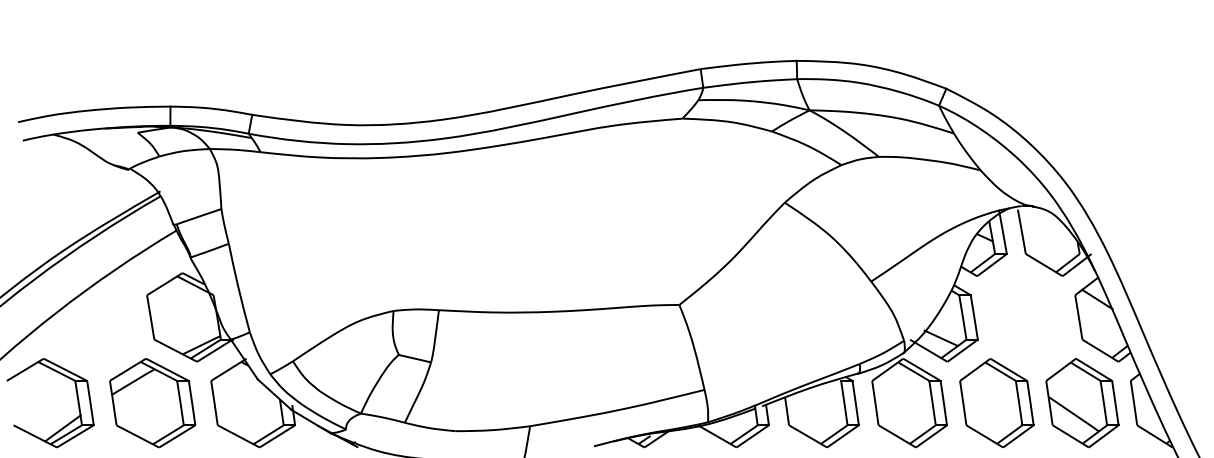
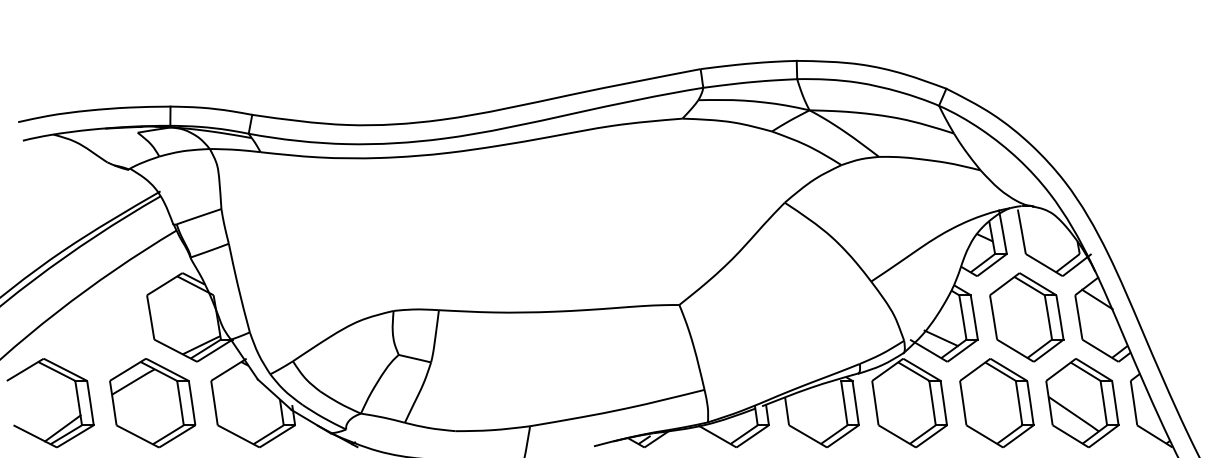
part: none -> present (1026, 317)
